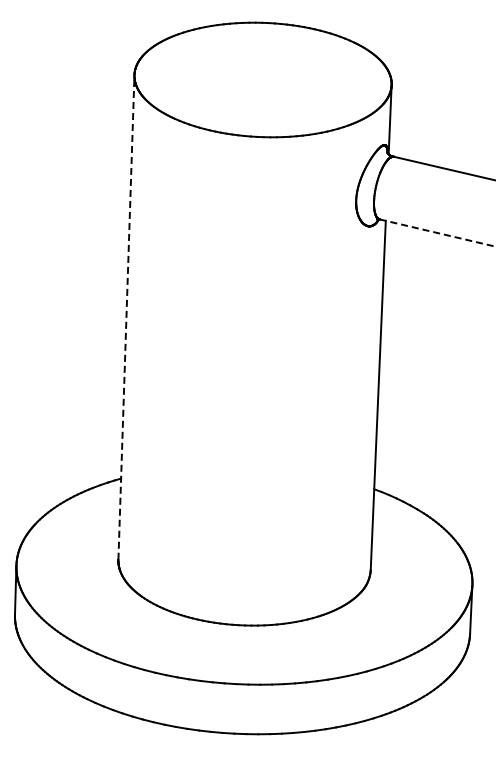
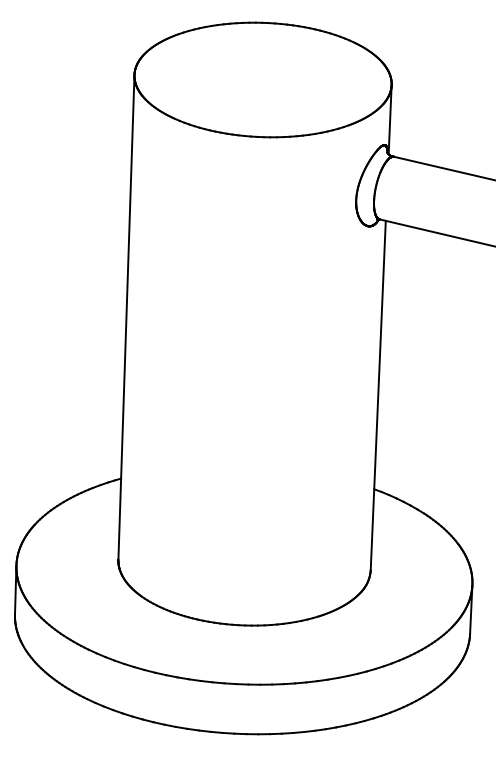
line: dashed -> solid (438, 233)
line: dashed -> solid (126, 317)
